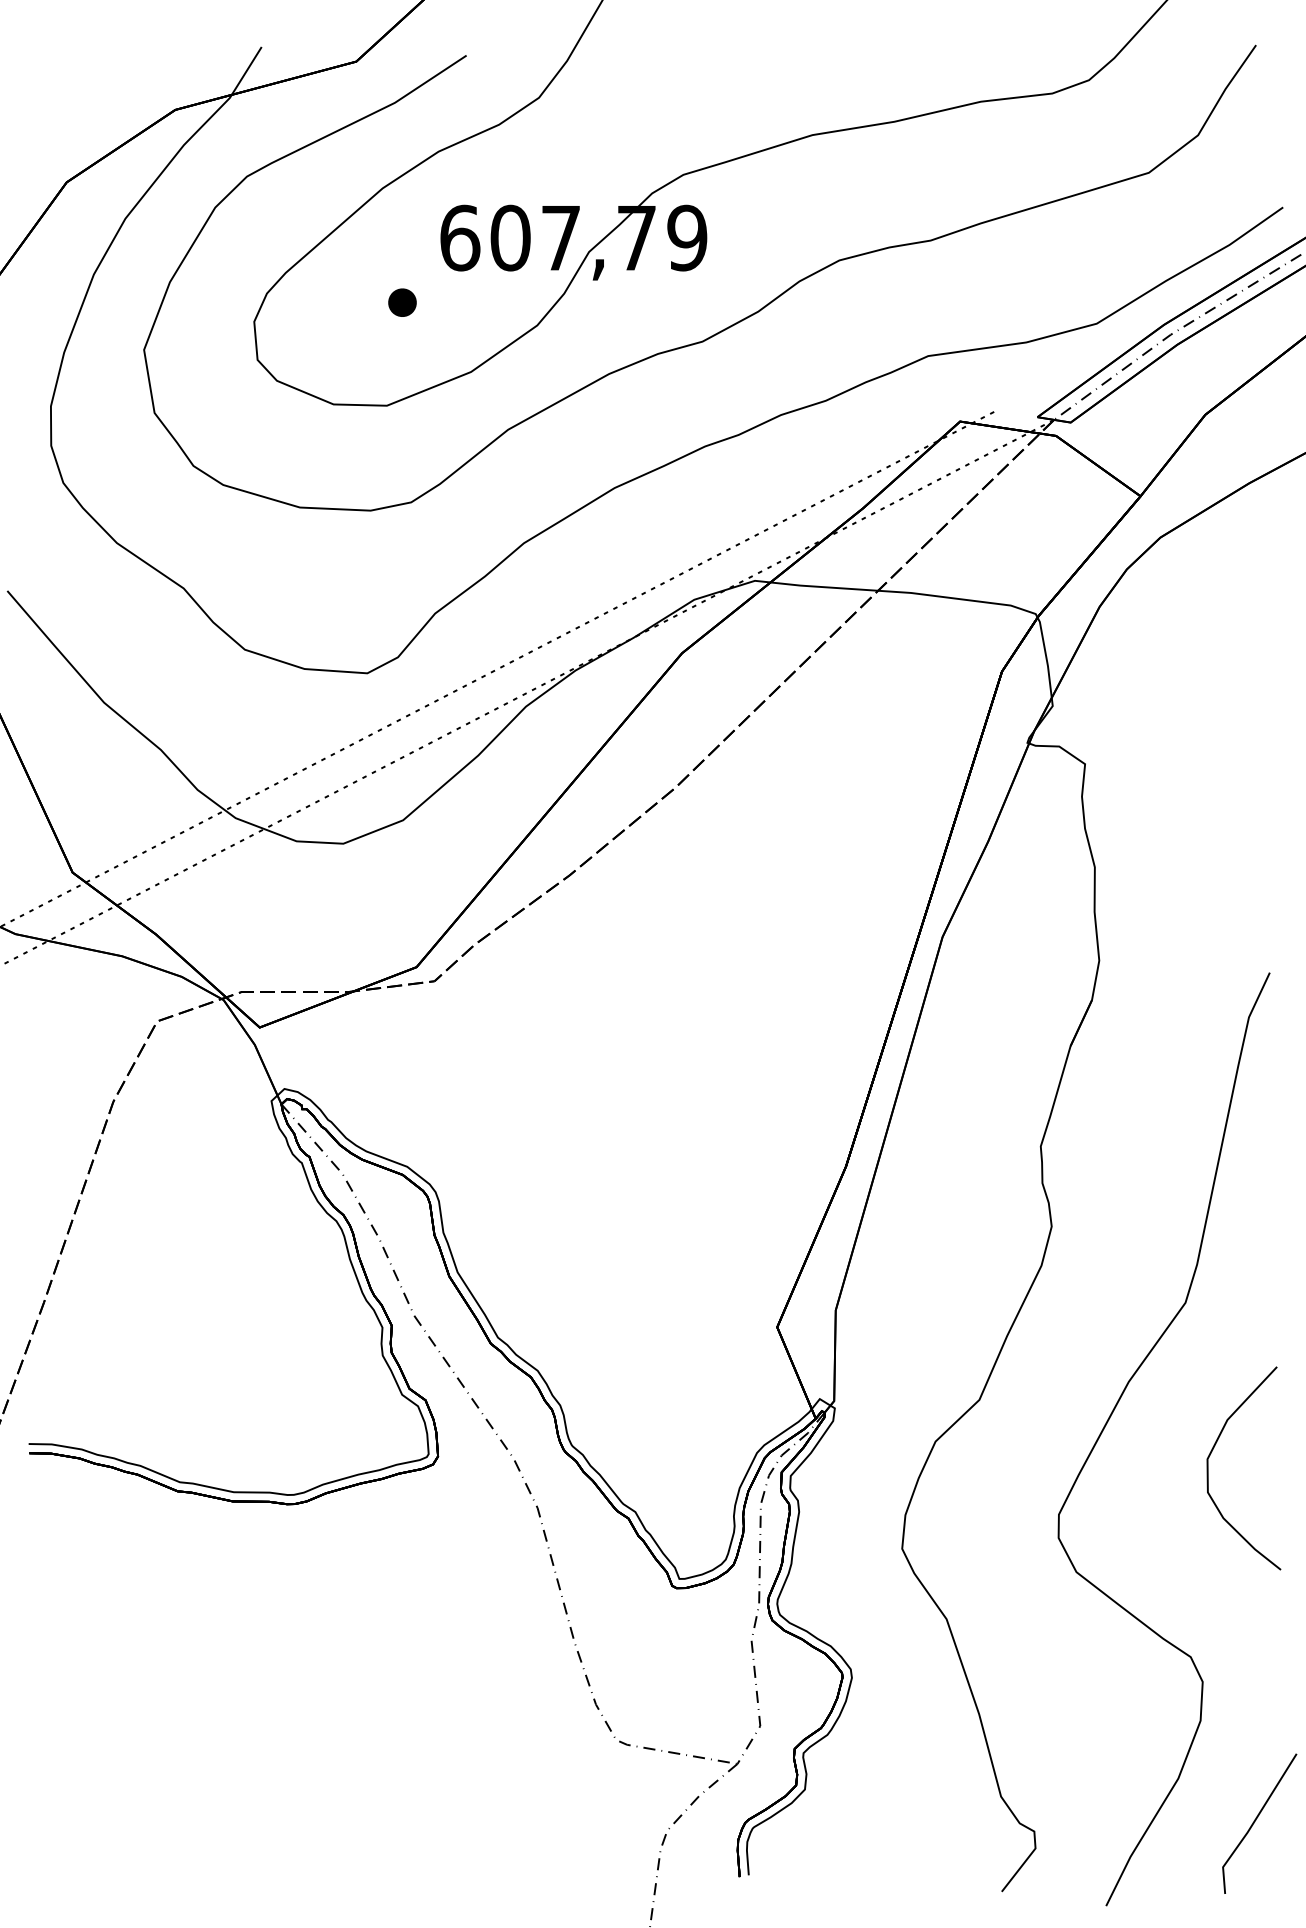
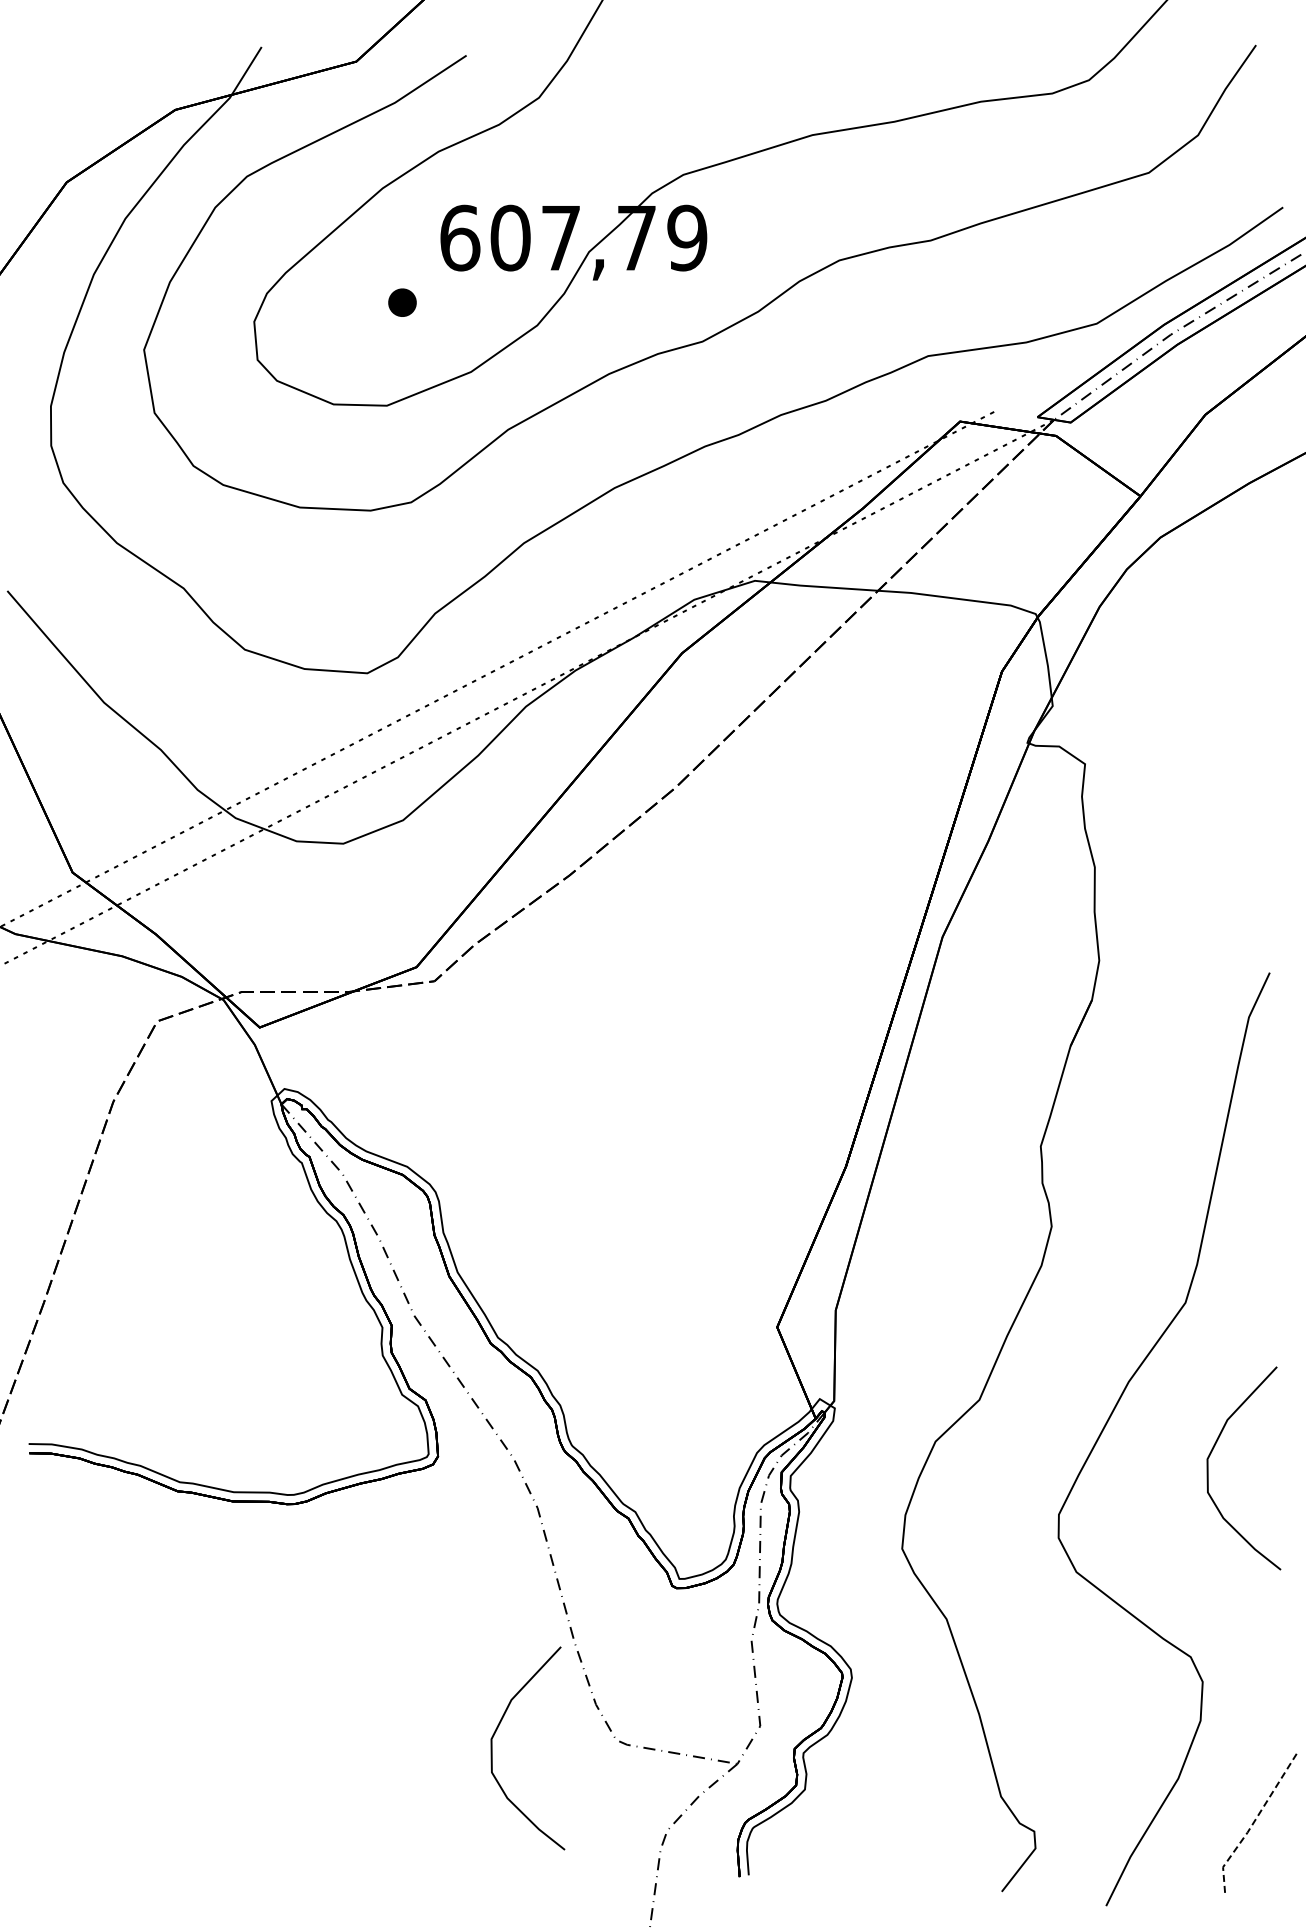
curve: none -> present (492, 1748)
line: solid -> dashed (1252, 1824)
